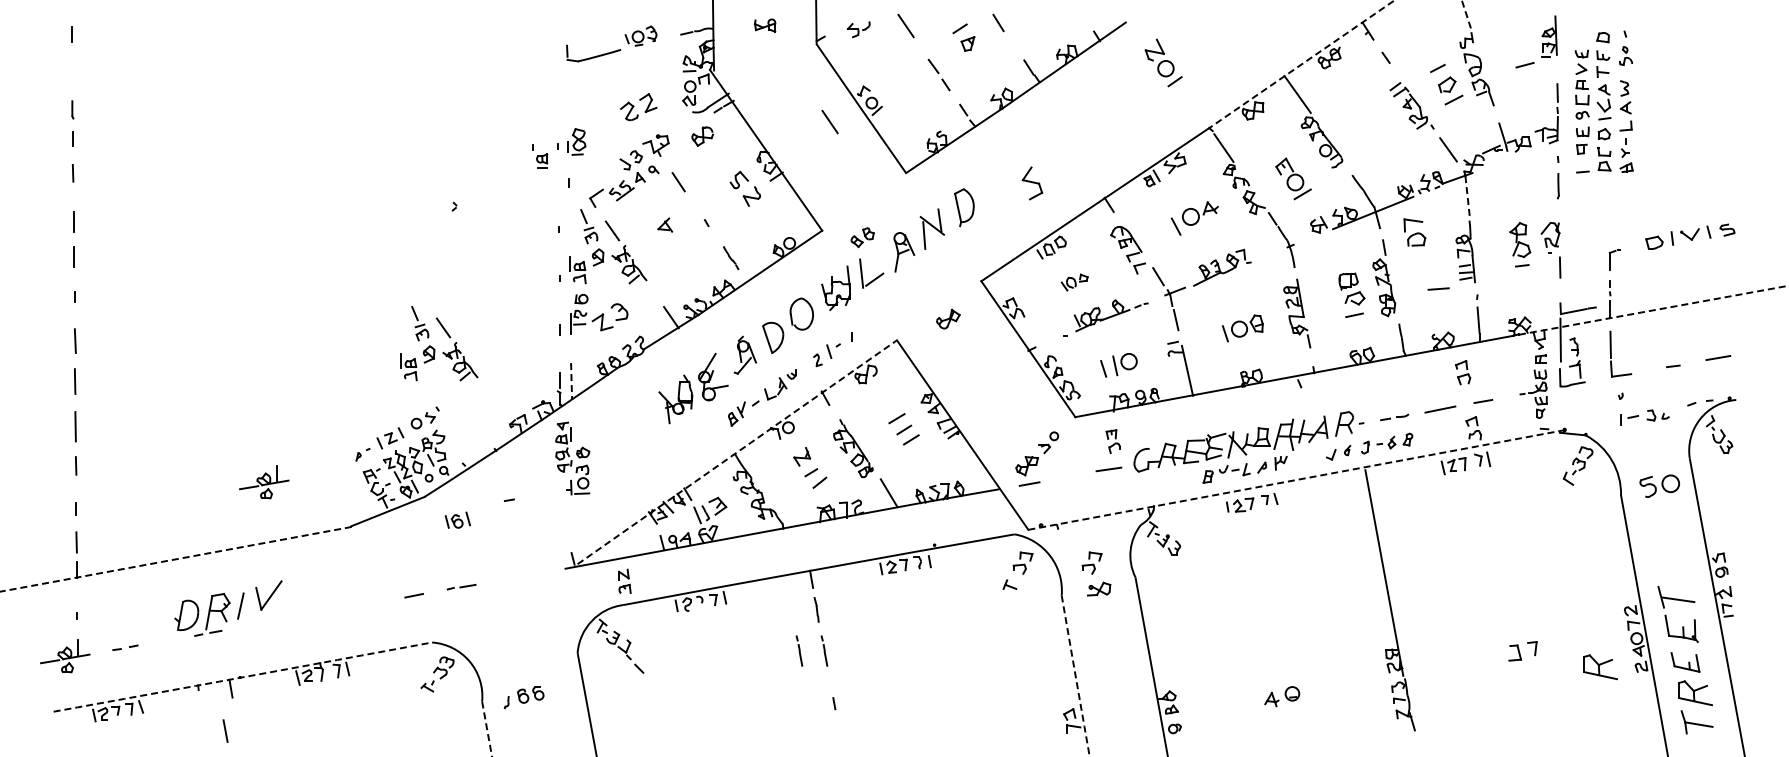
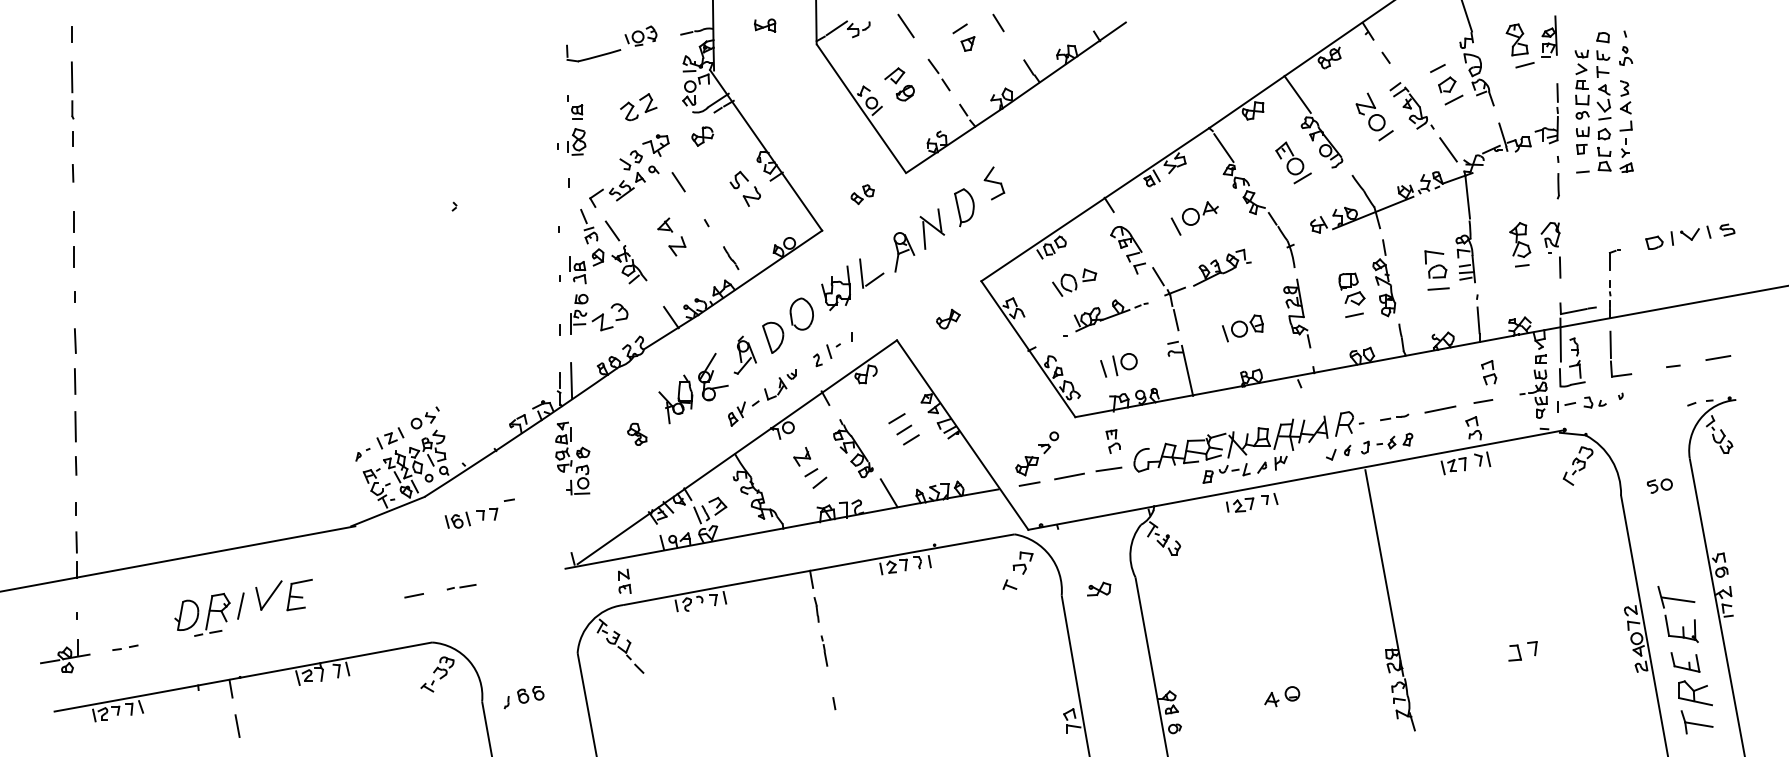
line: dashed -> solid (1467, 16)
line: none -> present (836, 28)
part: none -> present (1516, 39)
part position: (1163, 62) -> (1374, 116) (1374, 116)
line: dashed -> solid (1301, 64)
line: none -> present (71, 77)
part: none -> present (899, 84)
line: present -> none (829, 121)
part position: (540, 156) -> (575, 107) (575, 107)
part position: (1293, 178) -> (1293, 162) (1293, 162)
part position: (1032, 183) -> (994, 183) (994, 183)
line: dashed -> solid (1467, 197)
part position: (1414, 232) -> (1435, 264) (1435, 264)
part position: (862, 237) -> (862, 194) (862, 194)
part: none -> present (677, 246)
part size: 29x19 px -> 46x29 px (1074, 282)
line: dashed -> solid (1653, 310)
part: present -> none (434, 348)
part position: (1463, 372) -> (1489, 372) (1489, 372)
line: dashed -> solid (571, 381)
part position: (1644, 417) -> (1581, 404) (1581, 404)
part: none -> present (637, 433)
line: dashed -> solid (737, 452)
line: none -> present (1069, 476)
line: dashed -> solid (1296, 479)
part: present -> none (264, 482)
part size: 41x24 px -> 26x16 px (1659, 485)
part: none -> present (487, 513)
line: dashed -> solid (178, 558)
part: present -> none (1091, 562)
part: none -> present (299, 594)
line: present -> none (799, 650)
part: present -> none (1600, 667)
arc: dashed -> solid (1075, 676)
arc: dashed -> solid (242, 677)
arc: dashed -> solid (487, 729)
line position: (225, 730) -> (237, 725) (237, 725)
